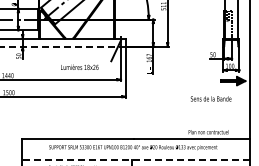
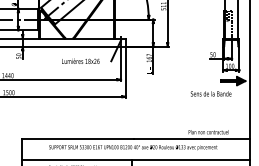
line: dashed -> solid (62, 46)
text position: (79, 66) -> (80, 60) (80, 60)
text position: (210, 98) -> (210, 93) (210, 93)
line: dashed -> solid (135, 159)
